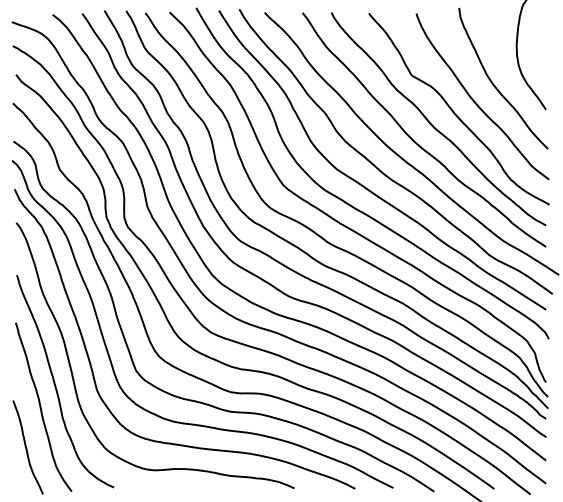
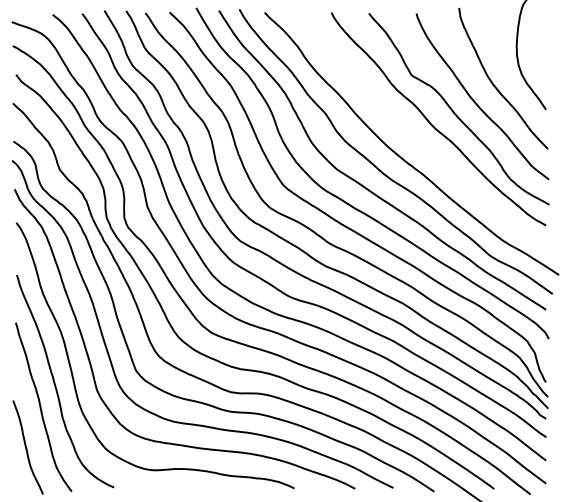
curve: present -> none (413, 139)
